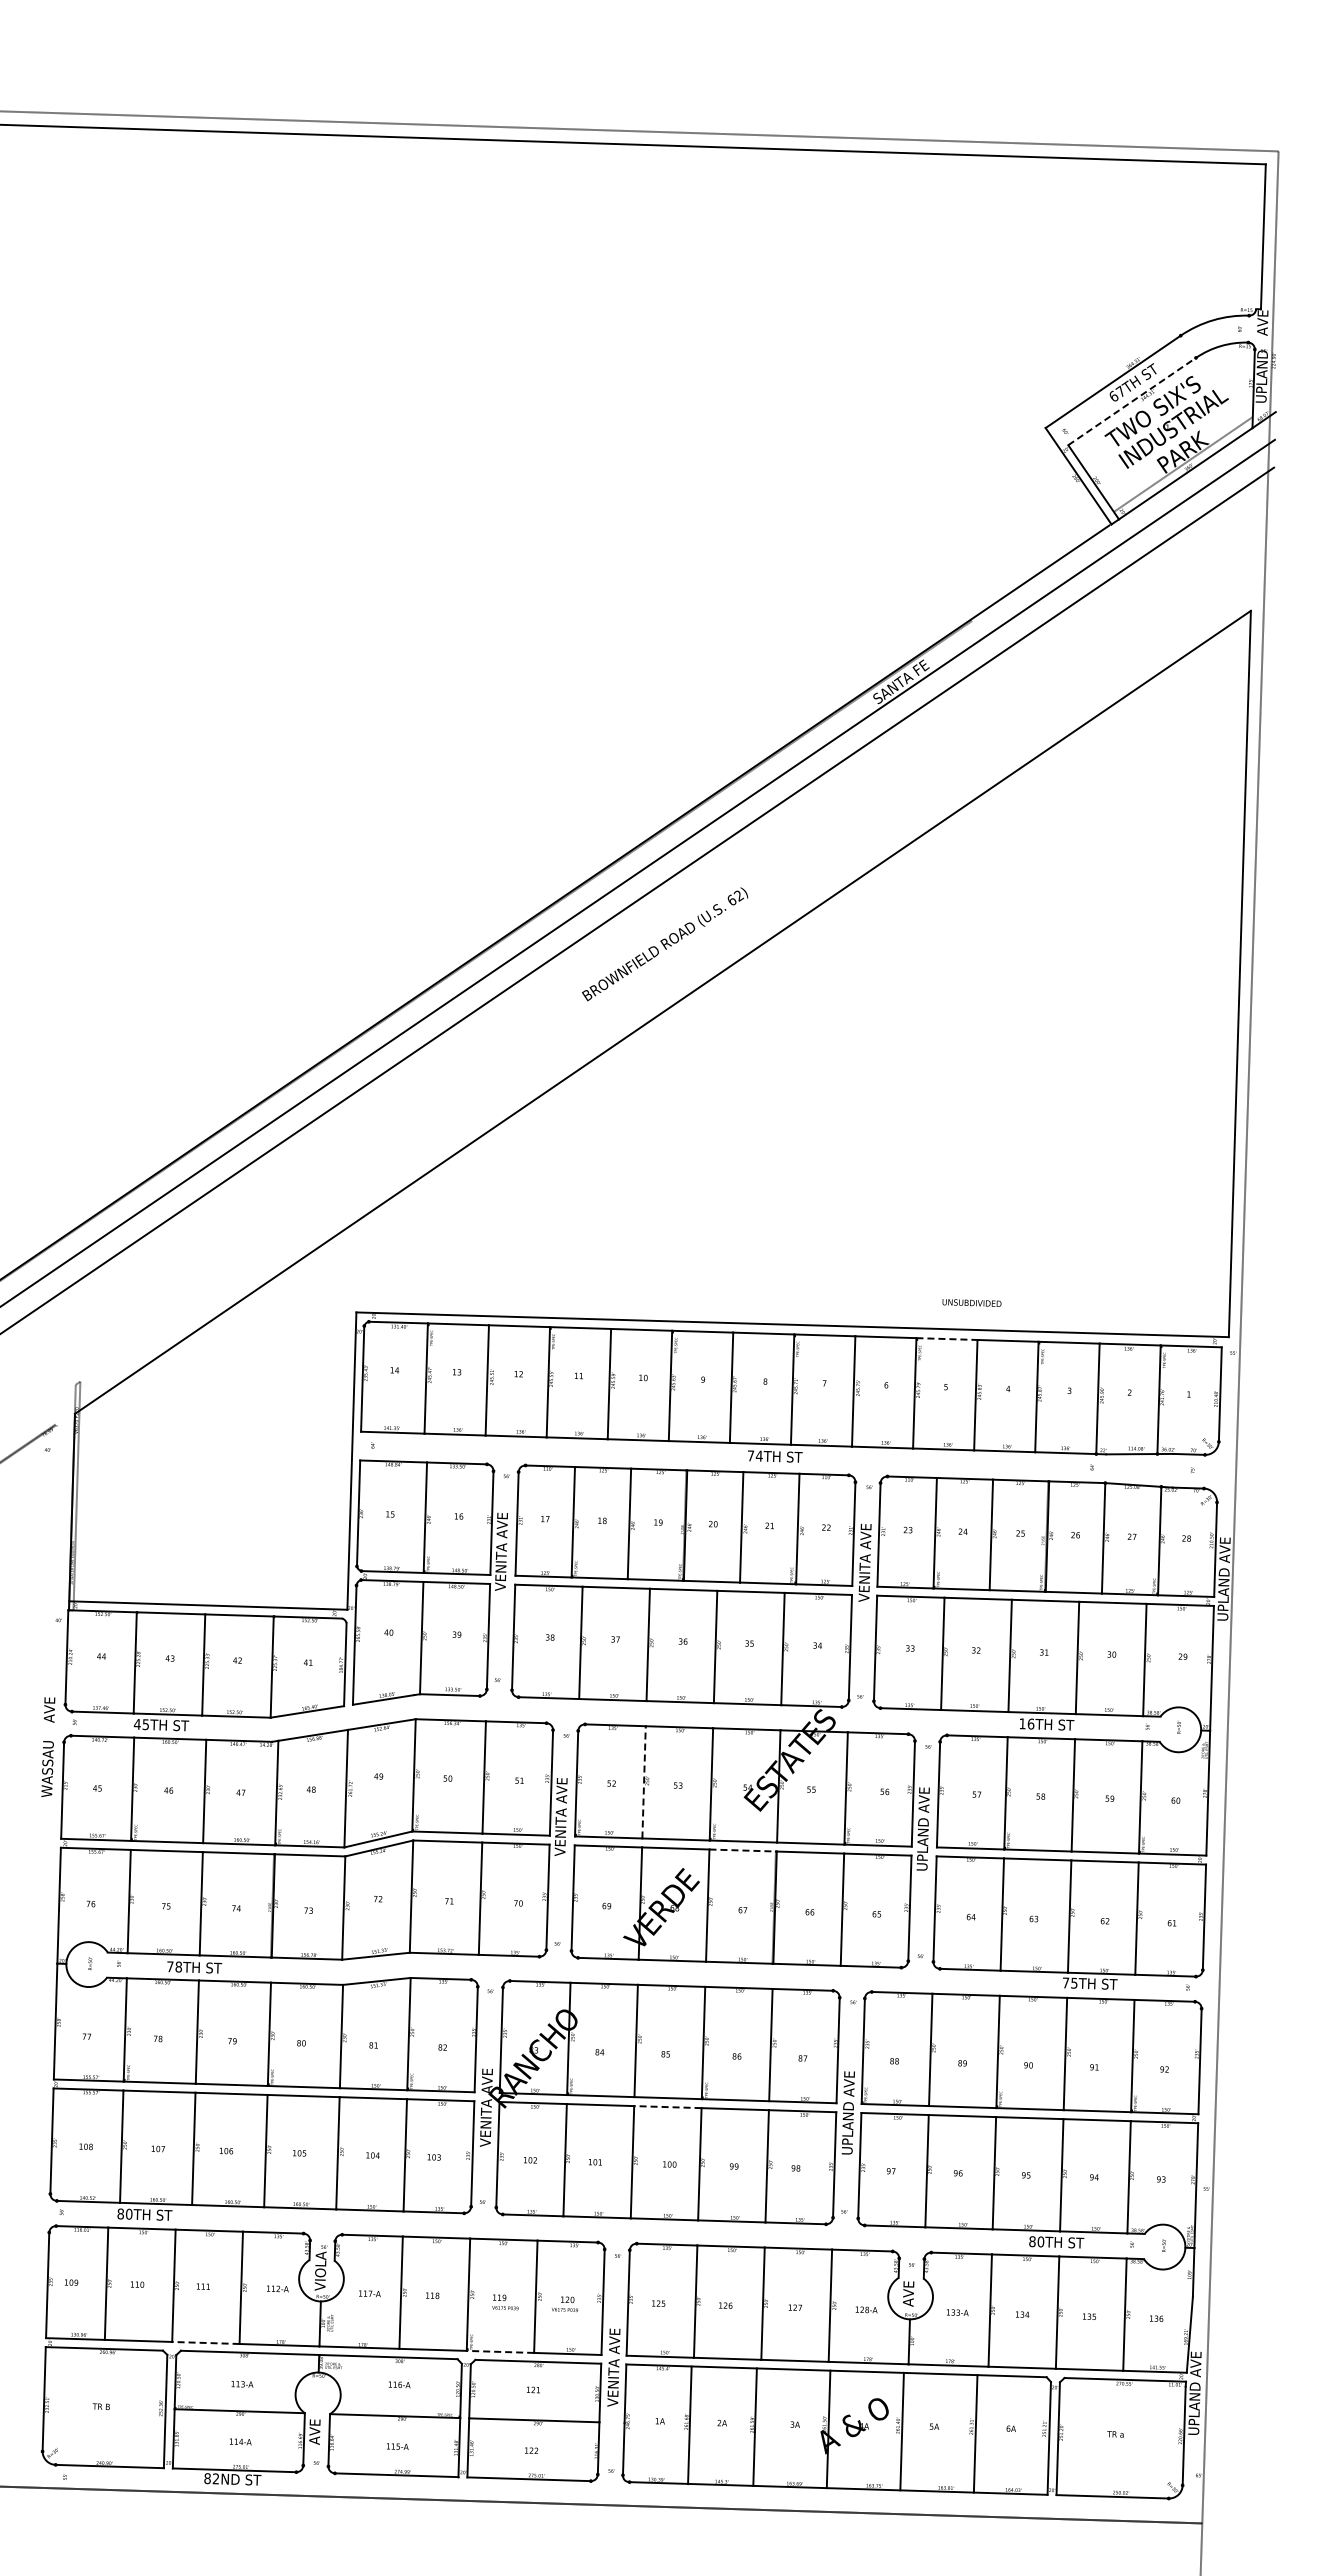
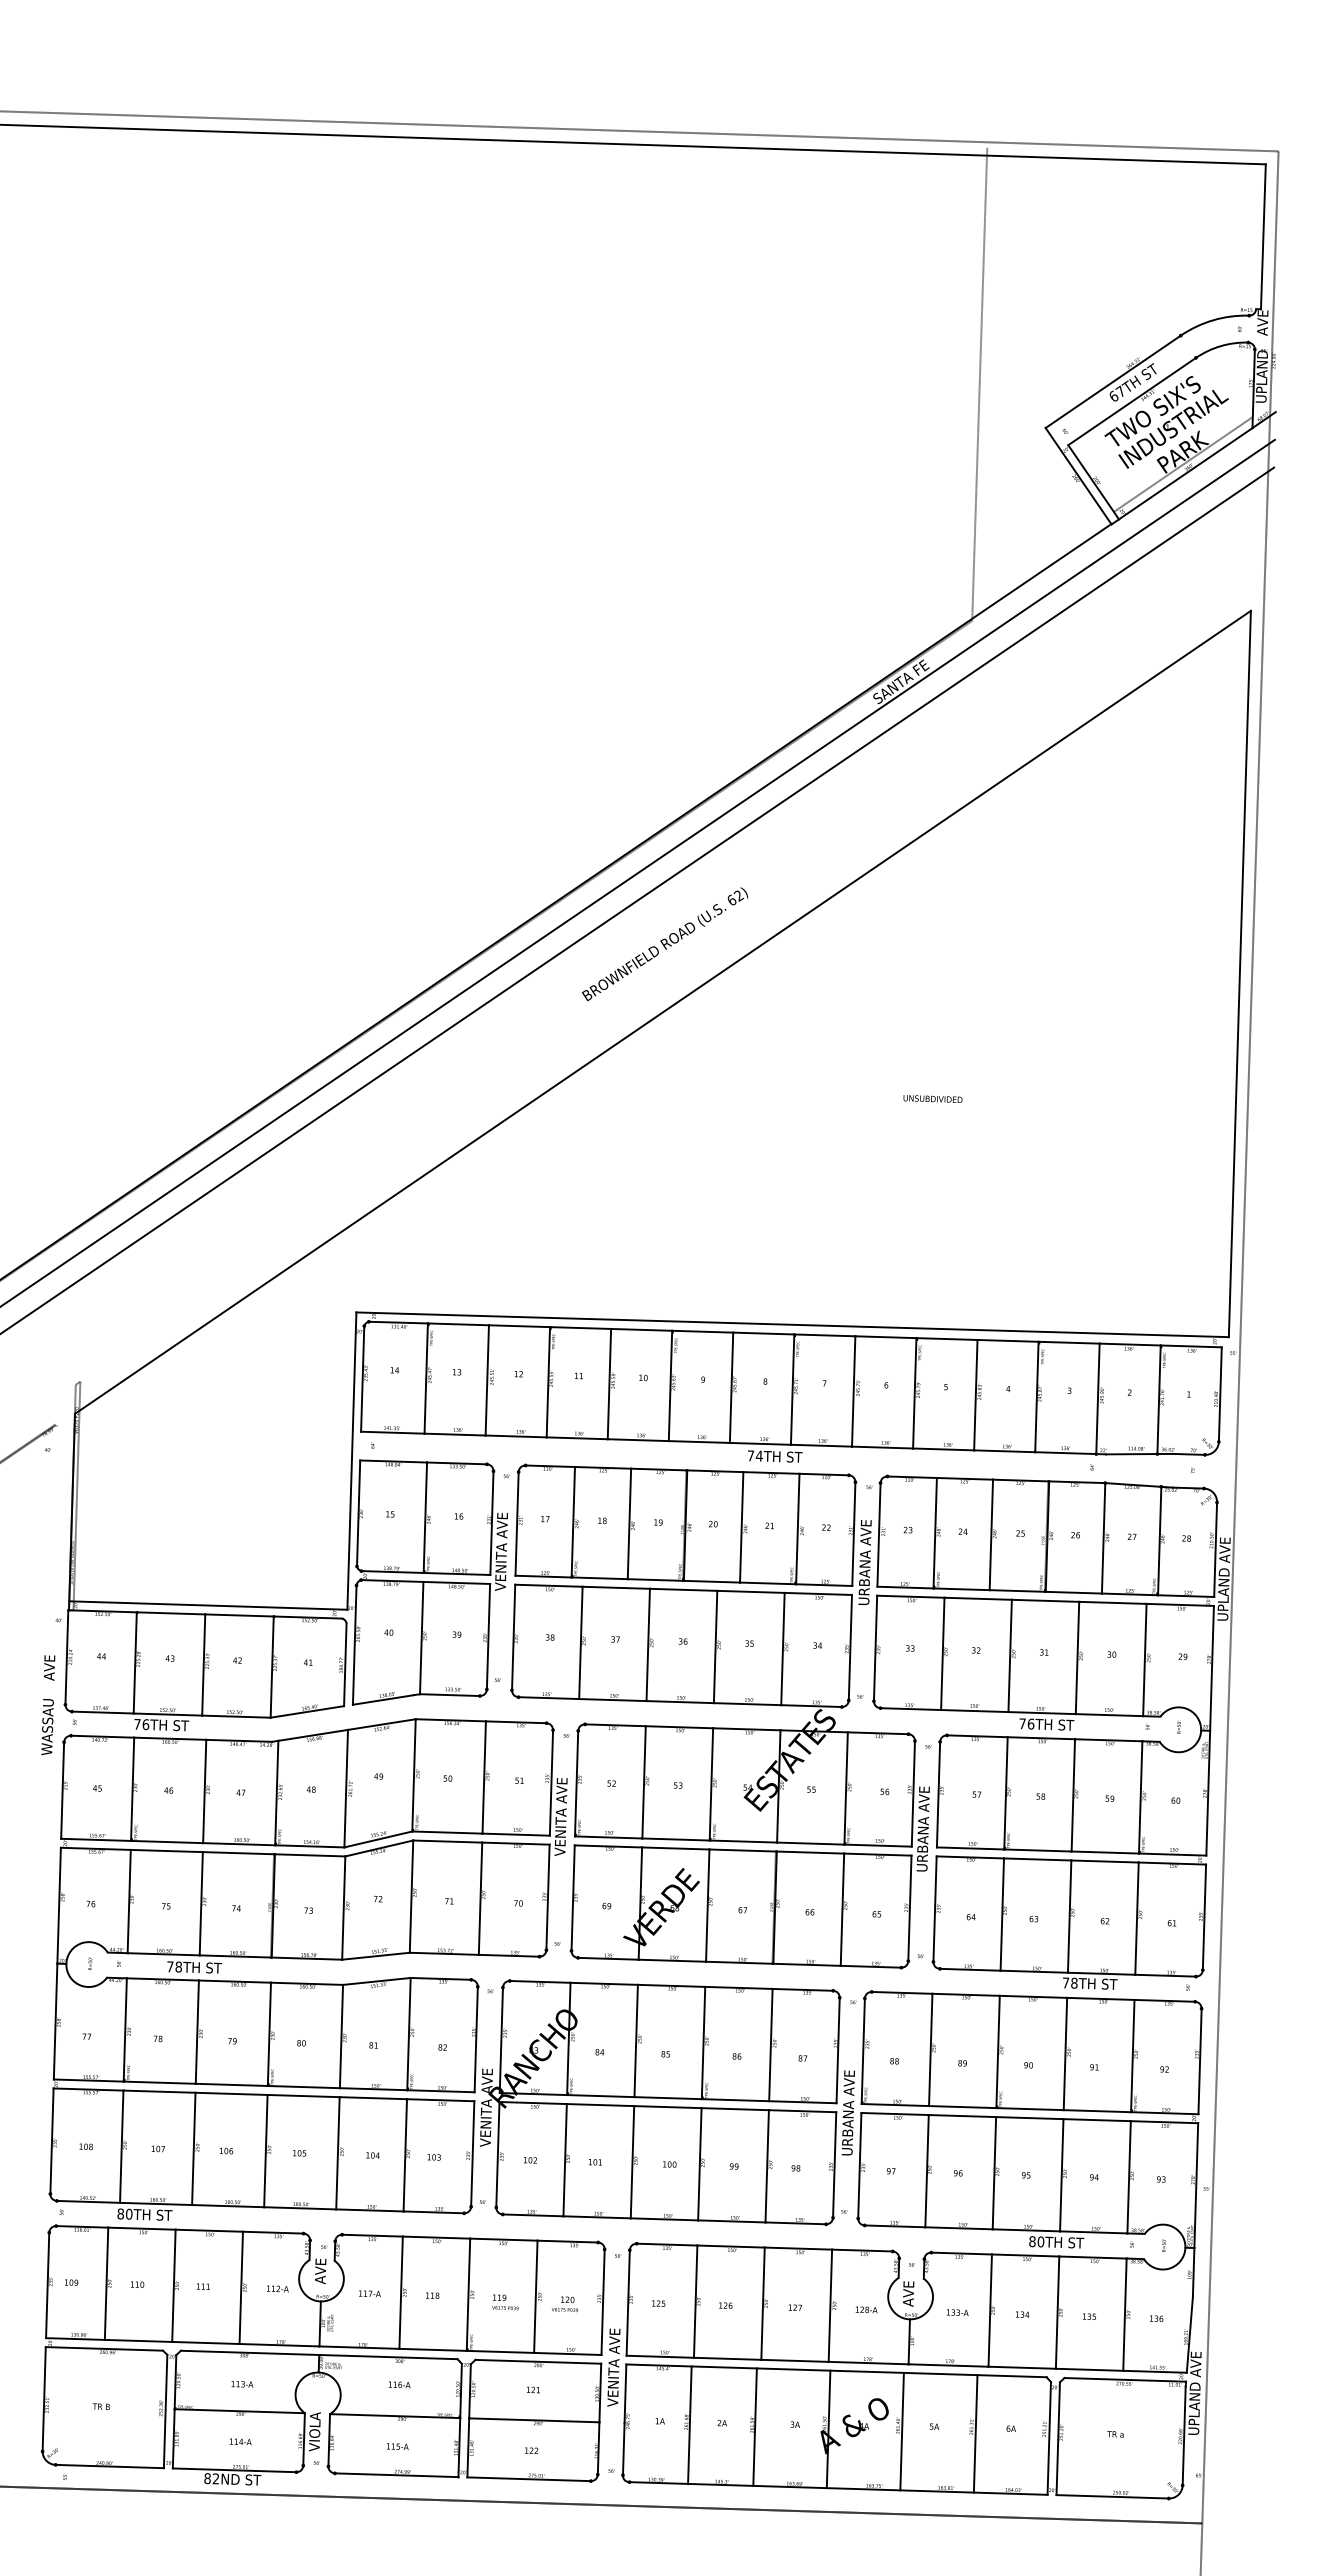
line: none -> present (979, 383)
line: dashed -> solid (1132, 401)
text position: (971, 1302) -> (932, 1098) (932, 1098)
line: dashed -> solid (946, 1339)
text: VENITA AVE -> URBANA AVE (864, 1562)
text: 16TH -> 76TH (1022, 1723)
text: 45TH -> 76TH (141, 1724)
text position: (48, 1747) -> (48, 1705) (48, 1705)
line: dashed -> solid (644, 1781)
text: UPLAND AVE -> URBANA AVE (922, 1828)
line: dashed -> solid (743, 1850)
text: 75TH -> 78TH (1074, 1982)
line: dashed -> solid (667, 2107)
text: UPLAND AVE -> URBANA AVE (847, 2112)
text: VIOLA -> AVE (320, 2270)
line: dashed -> solid (205, 2342)
line: dashed -> solid (500, 2351)
text: AVE -> VIOLA (314, 2431)
